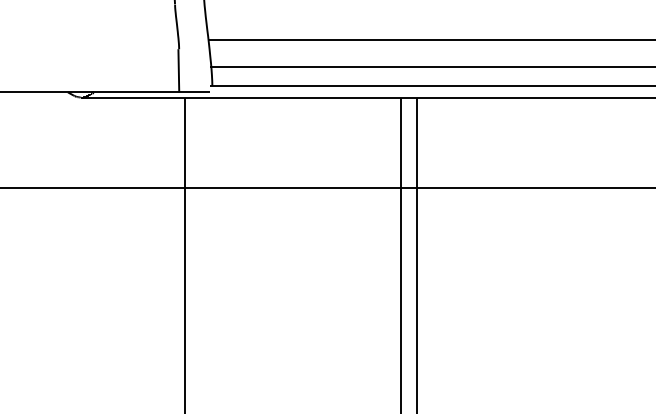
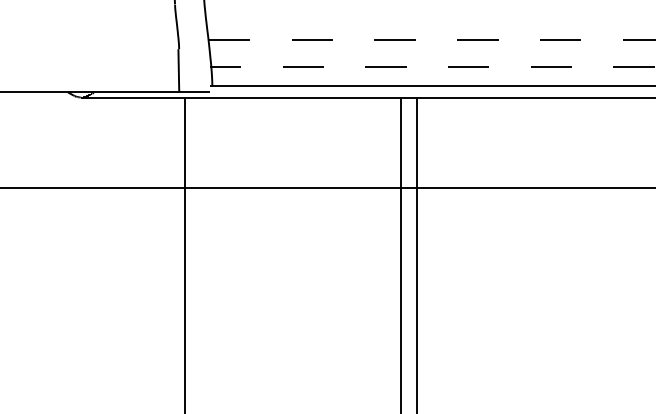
line: solid -> dashed (432, 39)
line: solid -> dashed (432, 67)
